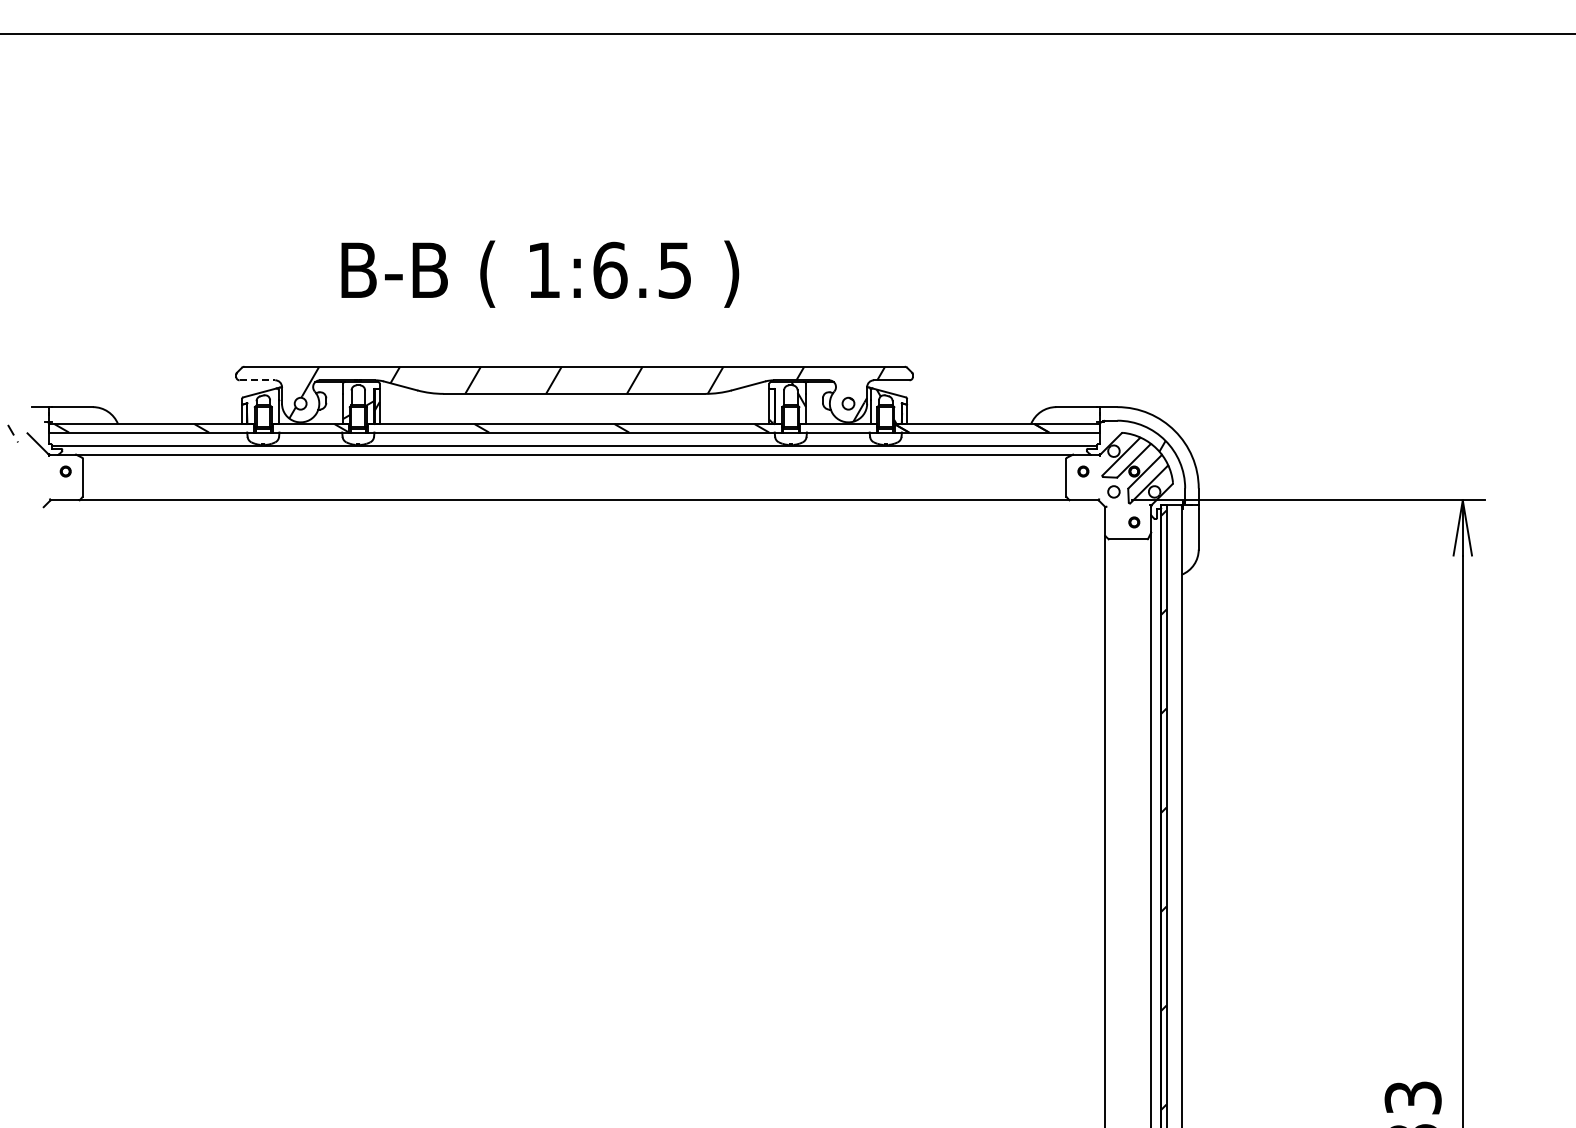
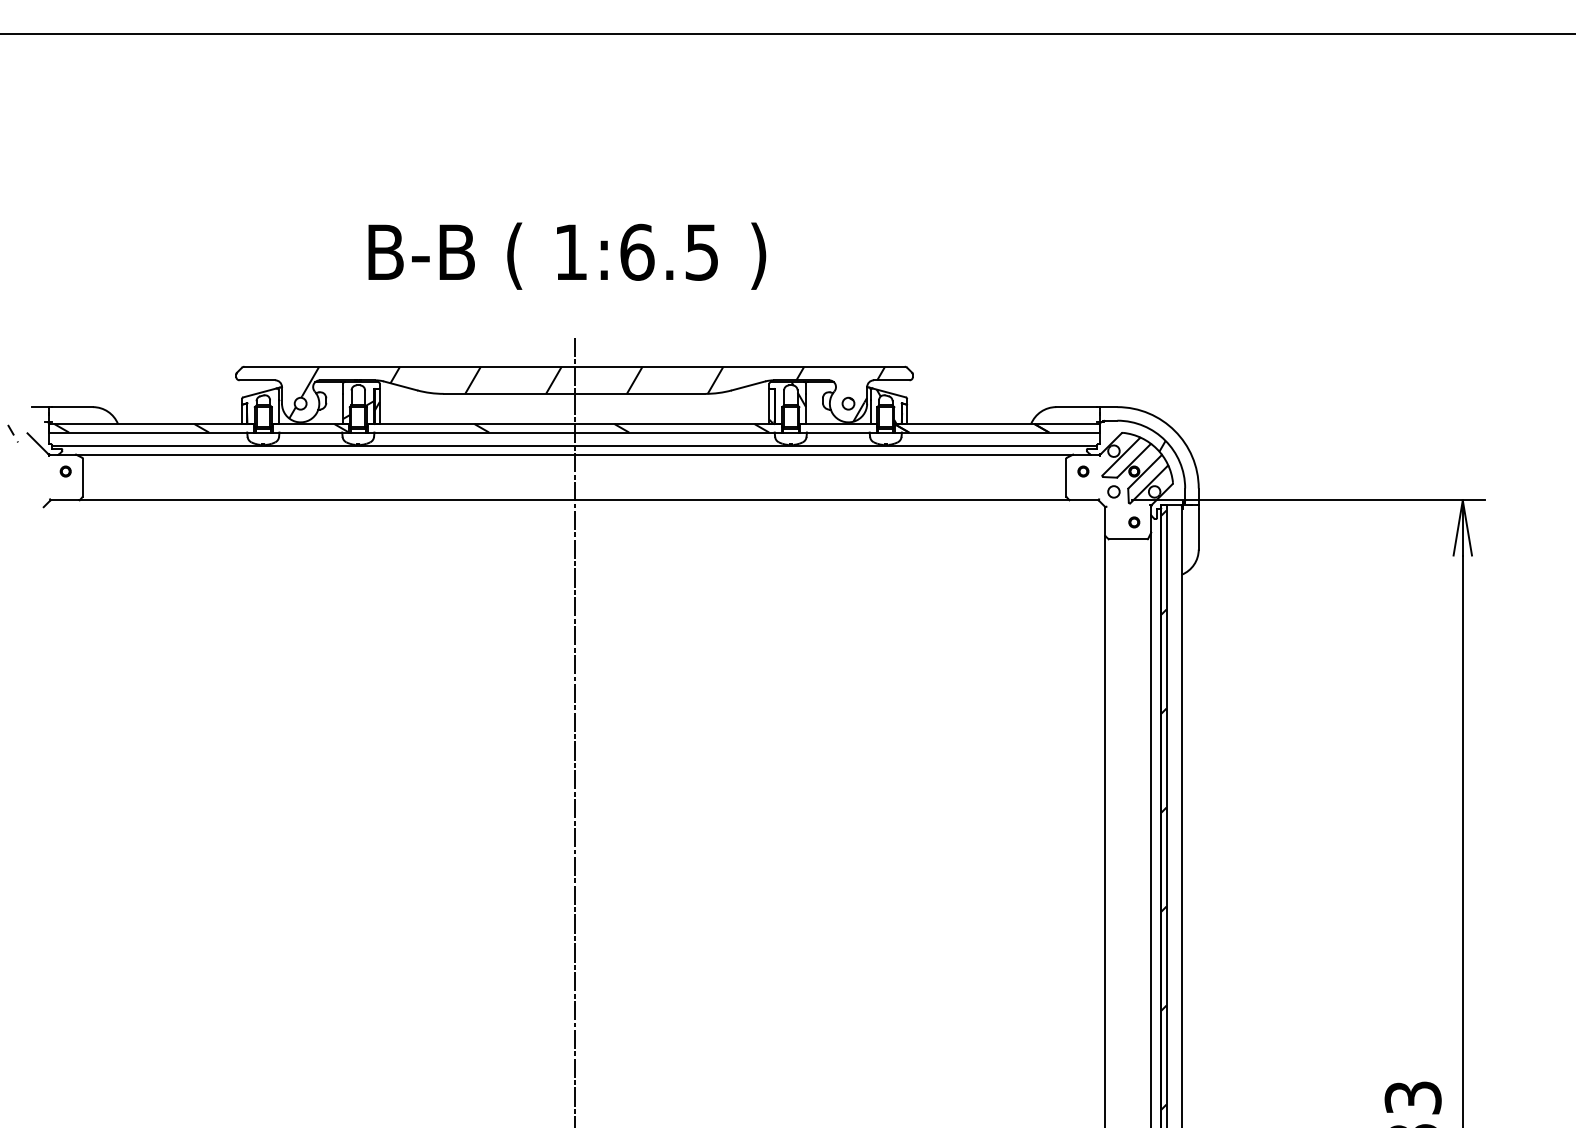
text position: (540, 273) -> (567, 255) (567, 255)
line: dashed -> solid (257, 380)
line: none -> present (574, 730)
